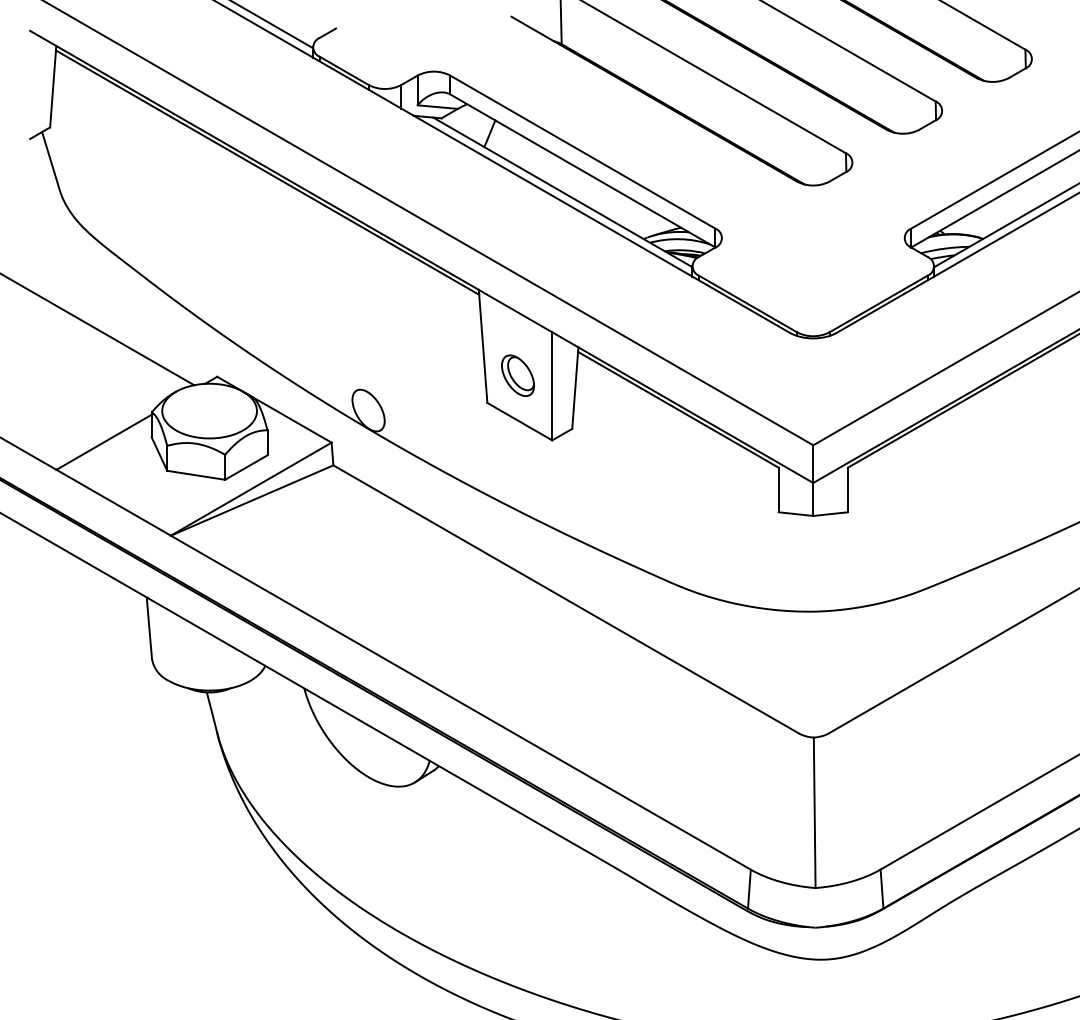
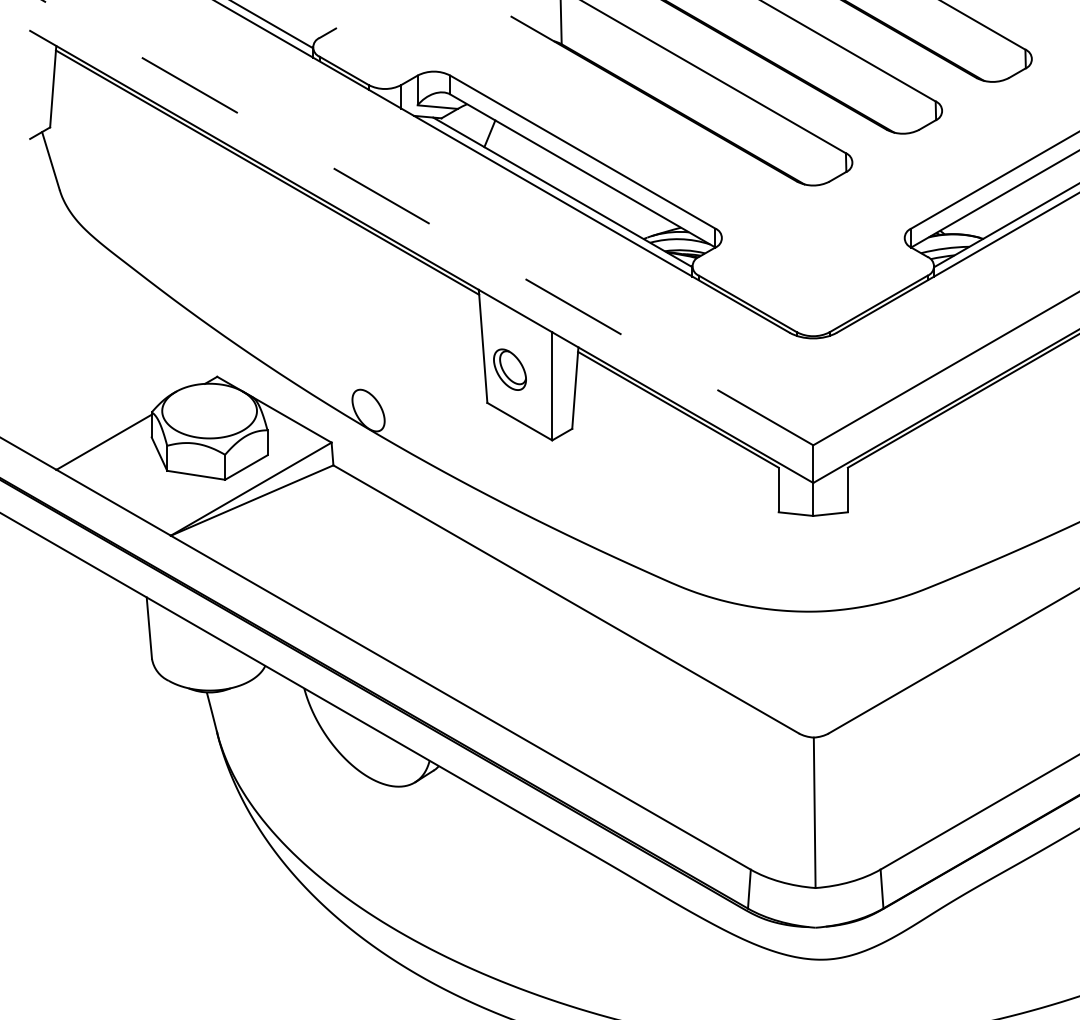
line: solid -> dashed (427, 222)
line: present -> none (98, 329)
part position: (517, 375) -> (509, 369) (509, 369)
